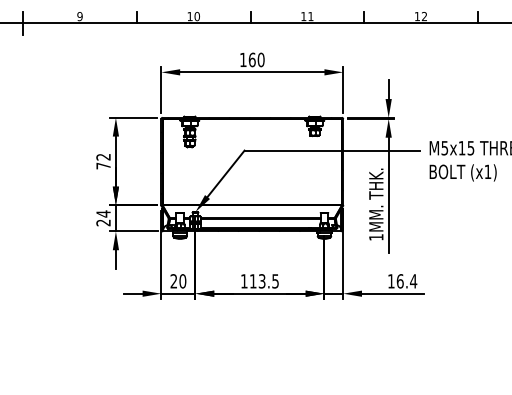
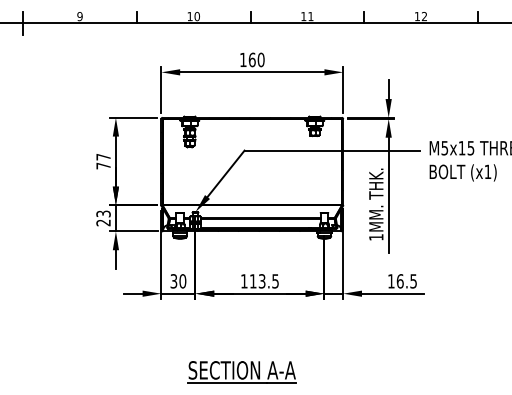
text: 72 -> 77 (103, 157)
text: 24 -> 23 (103, 213)
text: 20 -> 30 (173, 281)
text: 16.4 -> 16.5 (413, 281)
part: none -> present (241, 372)
